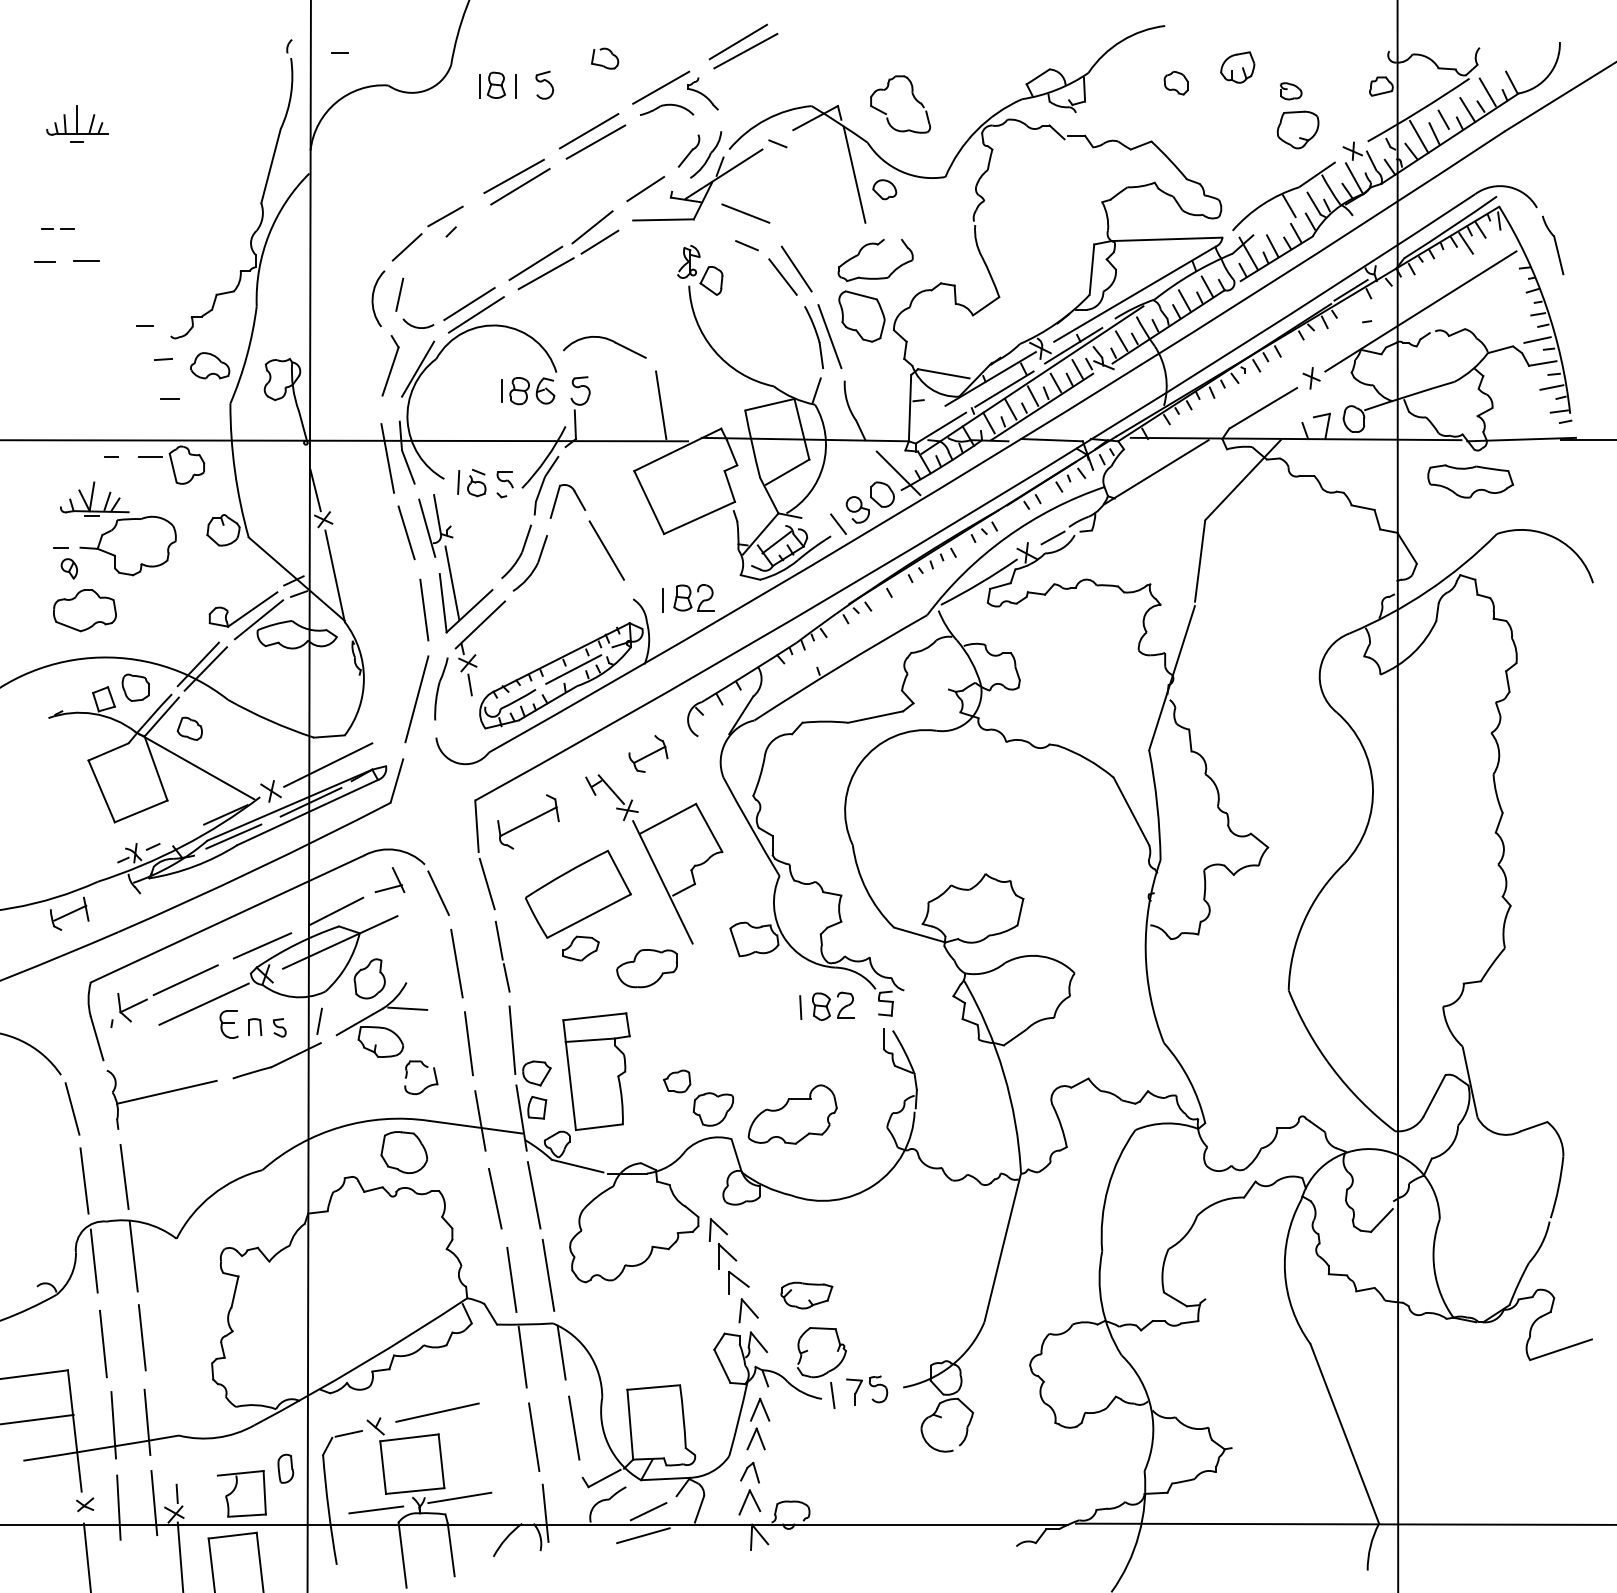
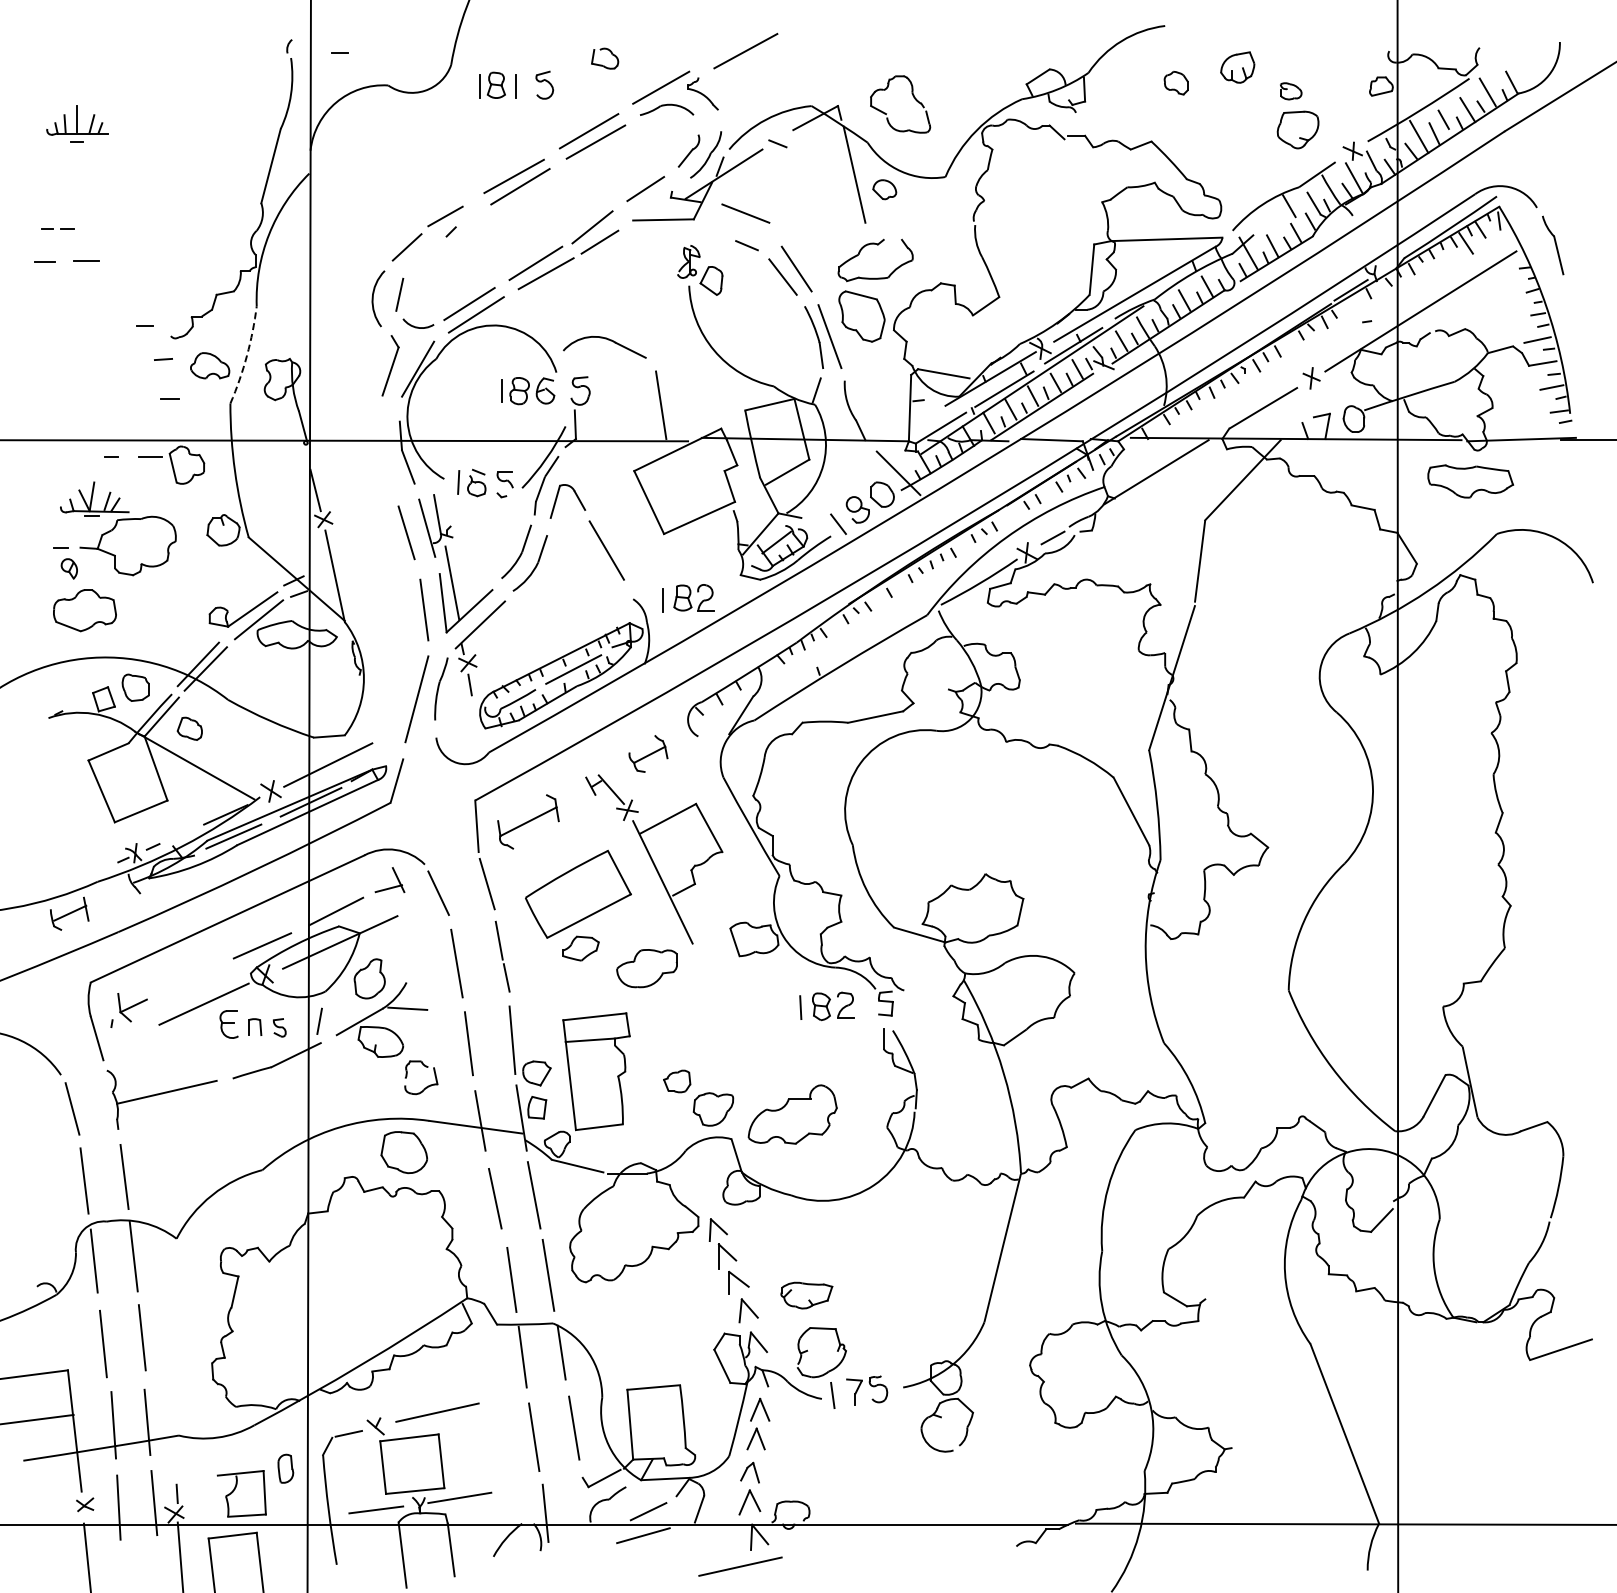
line: present -> none (738, 41)
arc: solid -> dashed (246, 355)
line: present -> none (387, 458)
line: present -> none (185, 980)
line: none -> present (740, 1566)
